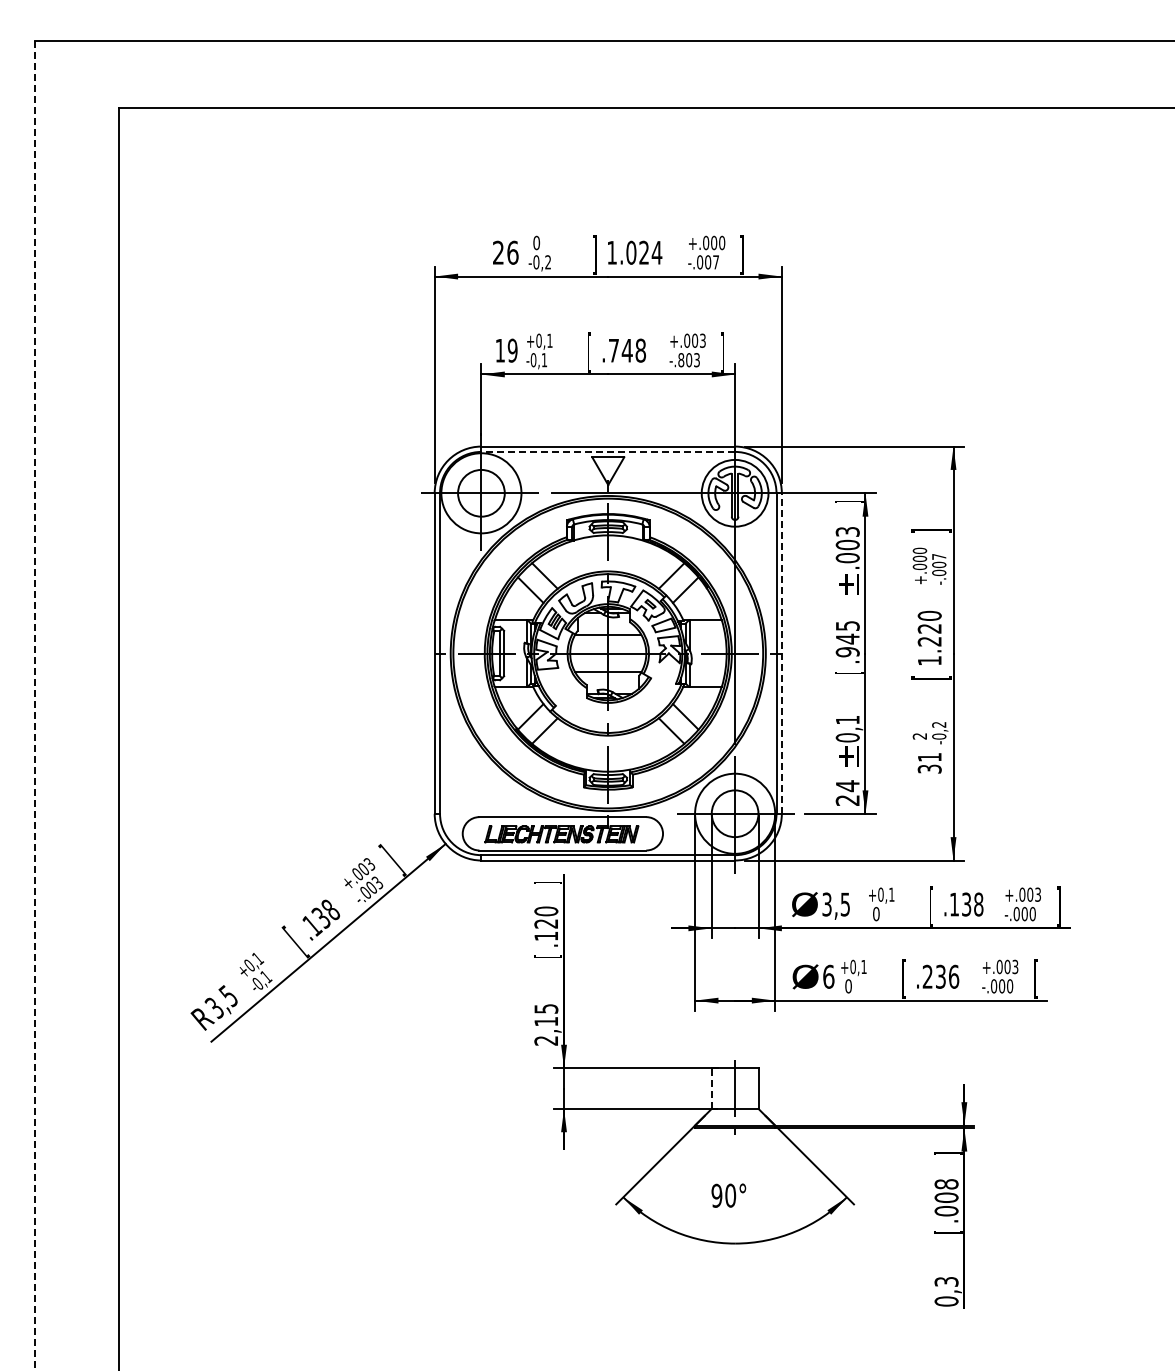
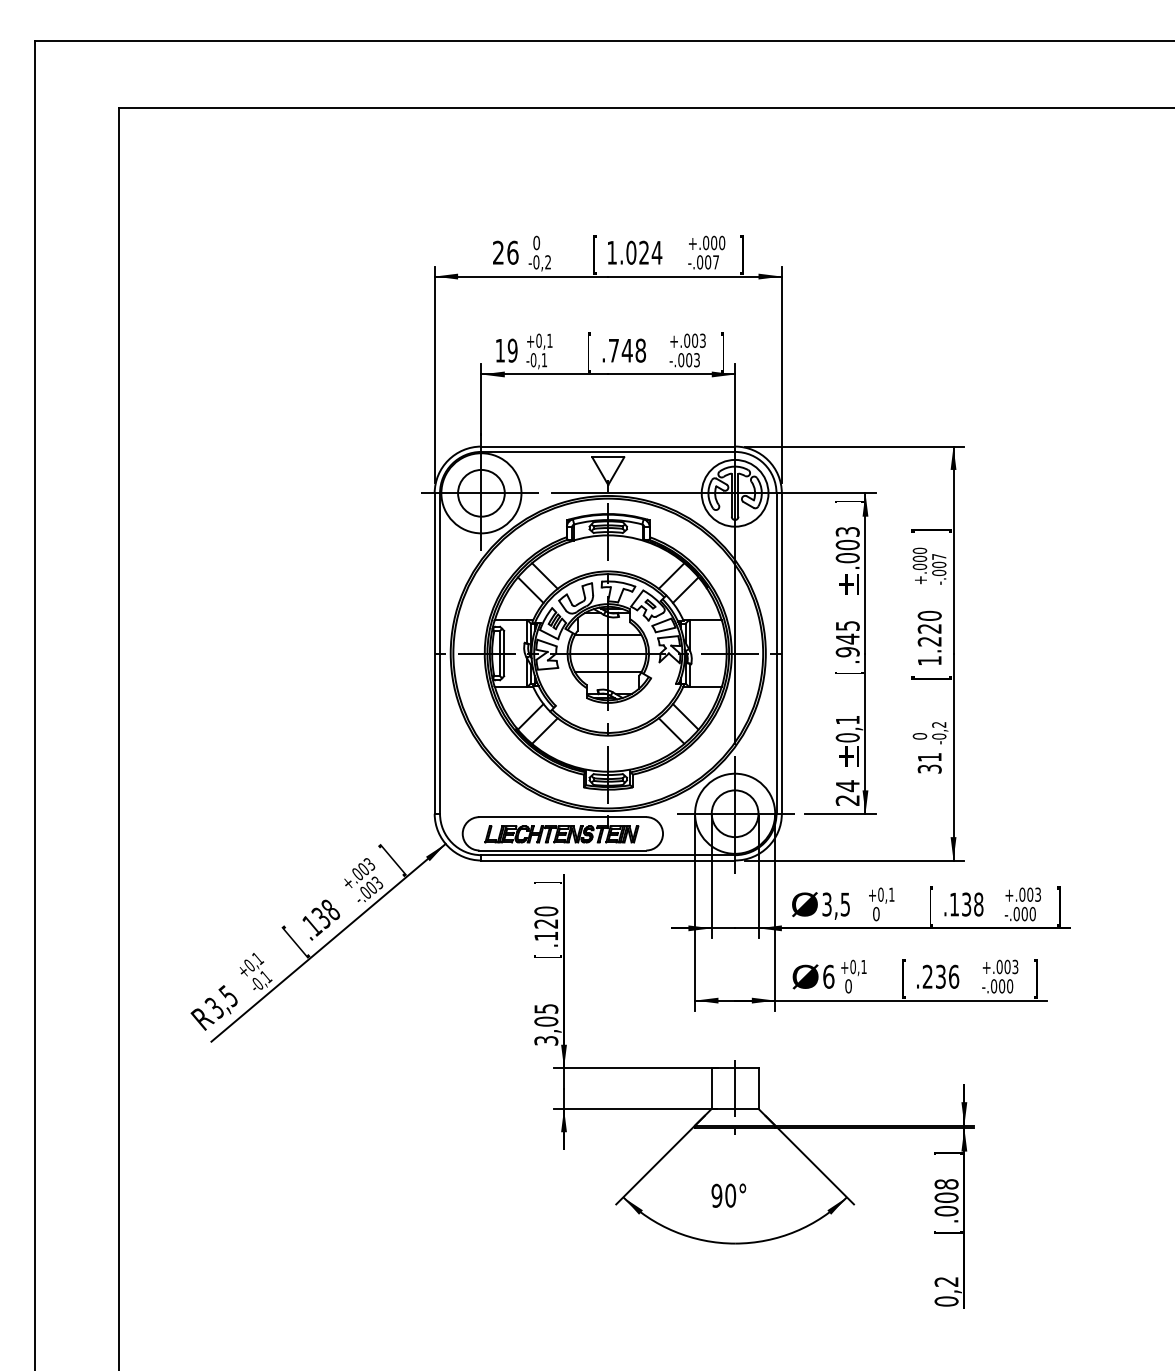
text: ] -> [ (594, 254)
text: -.803 -> -.003 (681, 359)
line: dashed -> solid (608, 451)
line: dashed -> solid (781, 653)
line: dashed -> solid (35, 706)
text: 2 -> 0 (919, 736)
text: [ -> ] (1035, 978)
text: 2,15 -> 3,05 (546, 1030)
line: dashed -> solid (711, 1088)
text: 0,3 -> 0,2 (946, 1281)
